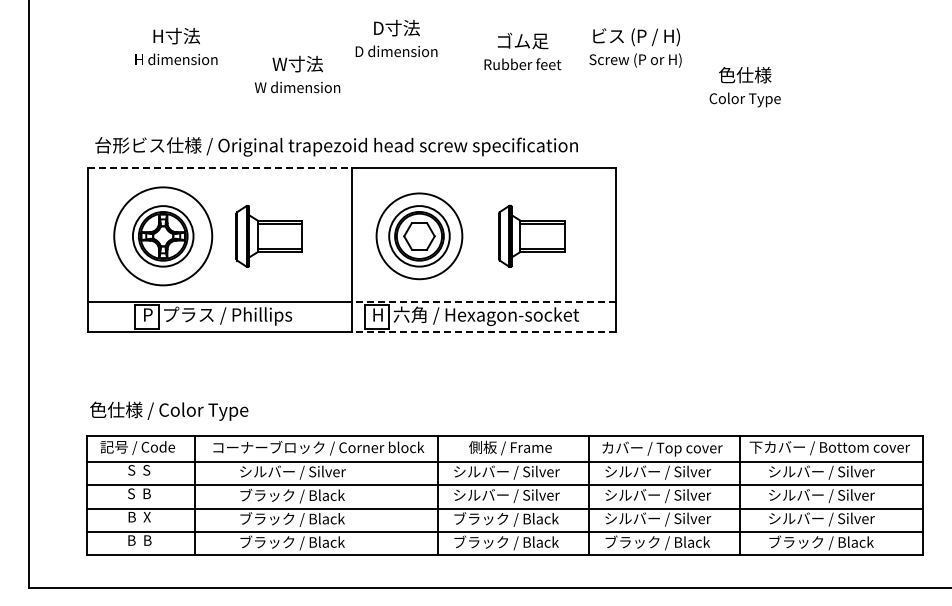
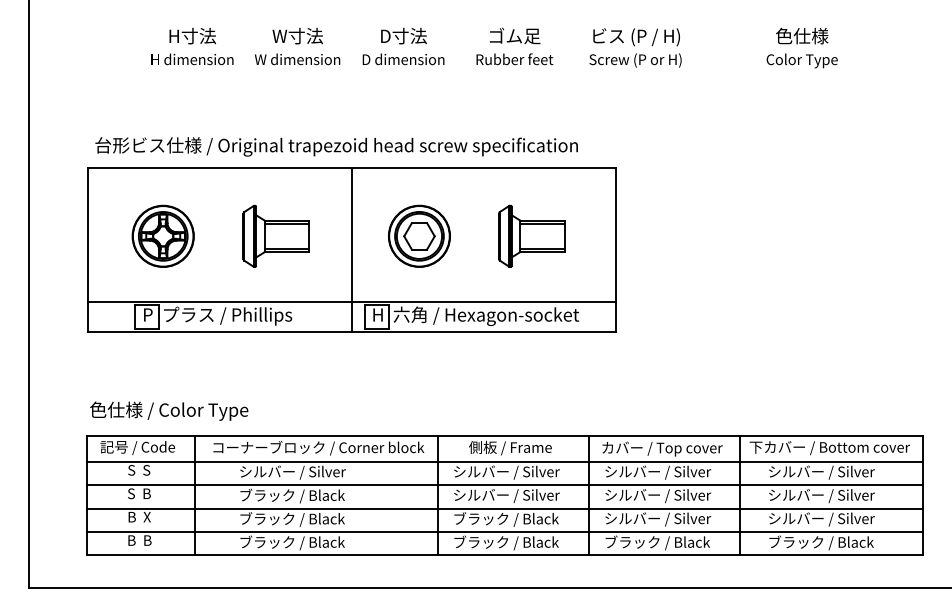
text position: (396, 38) -> (403, 46) (403, 46)
text position: (176, 46) -> (192, 46) (192, 46)
text position: (522, 51) -> (514, 46) (514, 46)
text position: (297, 74) -> (297, 46) (297, 46)
text position: (744, 86) -> (801, 47) (801, 47)
line: dashed -> solid (220, 168)
circle diameter: 98 px -> 61 px (162, 236)
part position: (268, 236) -> (275, 236) (275, 236)
circle diameter: 86 px -> 61 px (419, 235)
line: dashed -> solid (483, 301)
line: dashed -> solid (483, 331)
